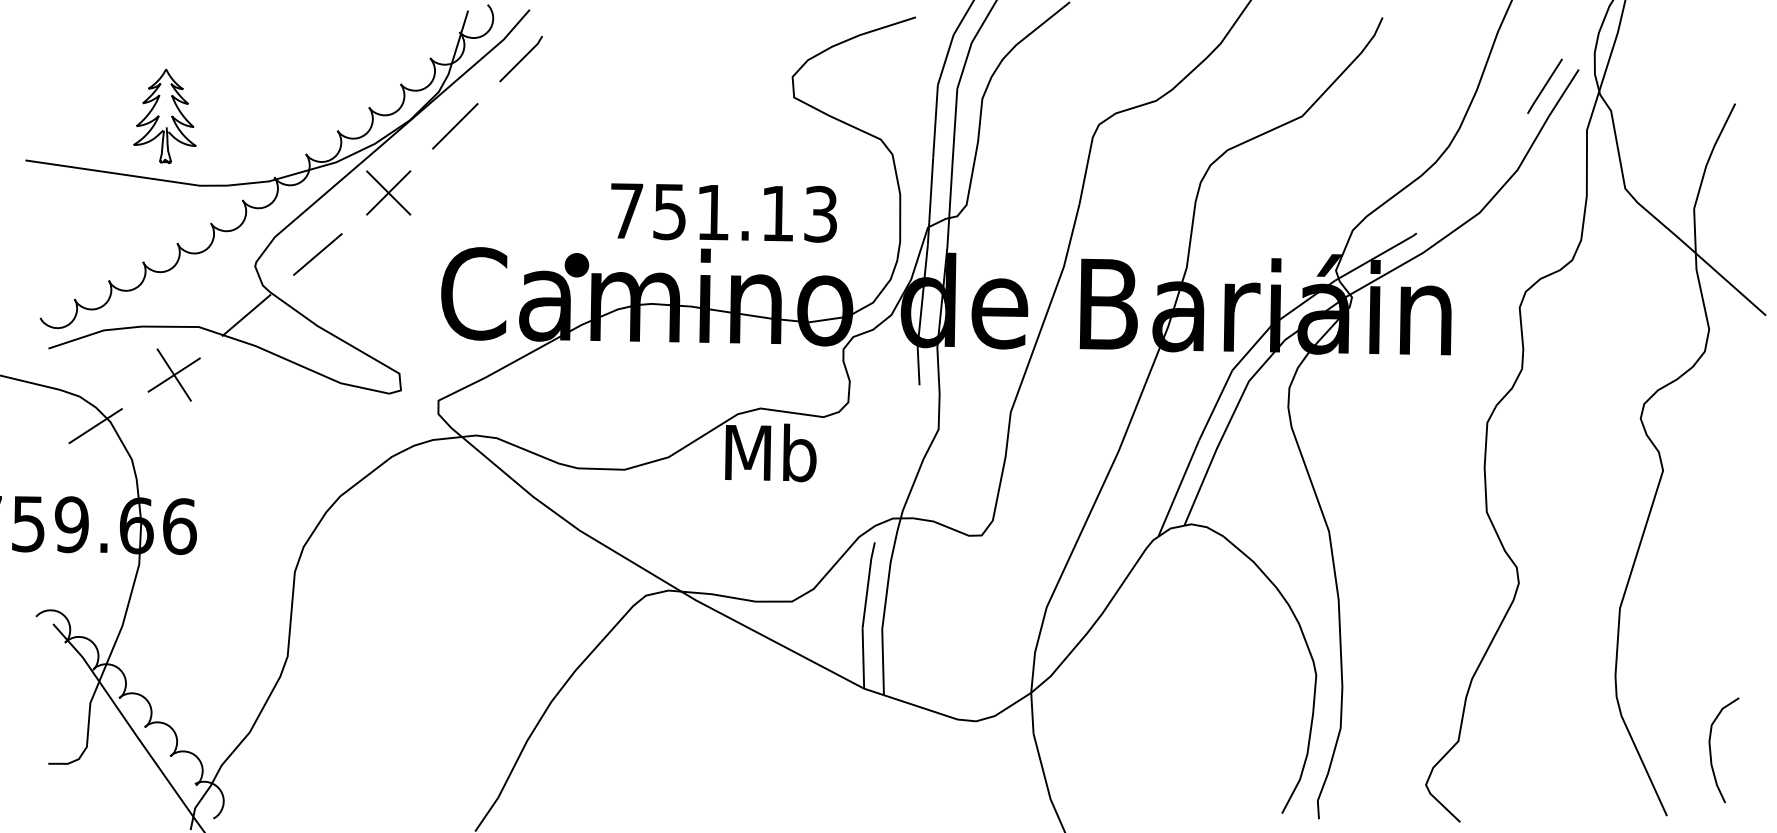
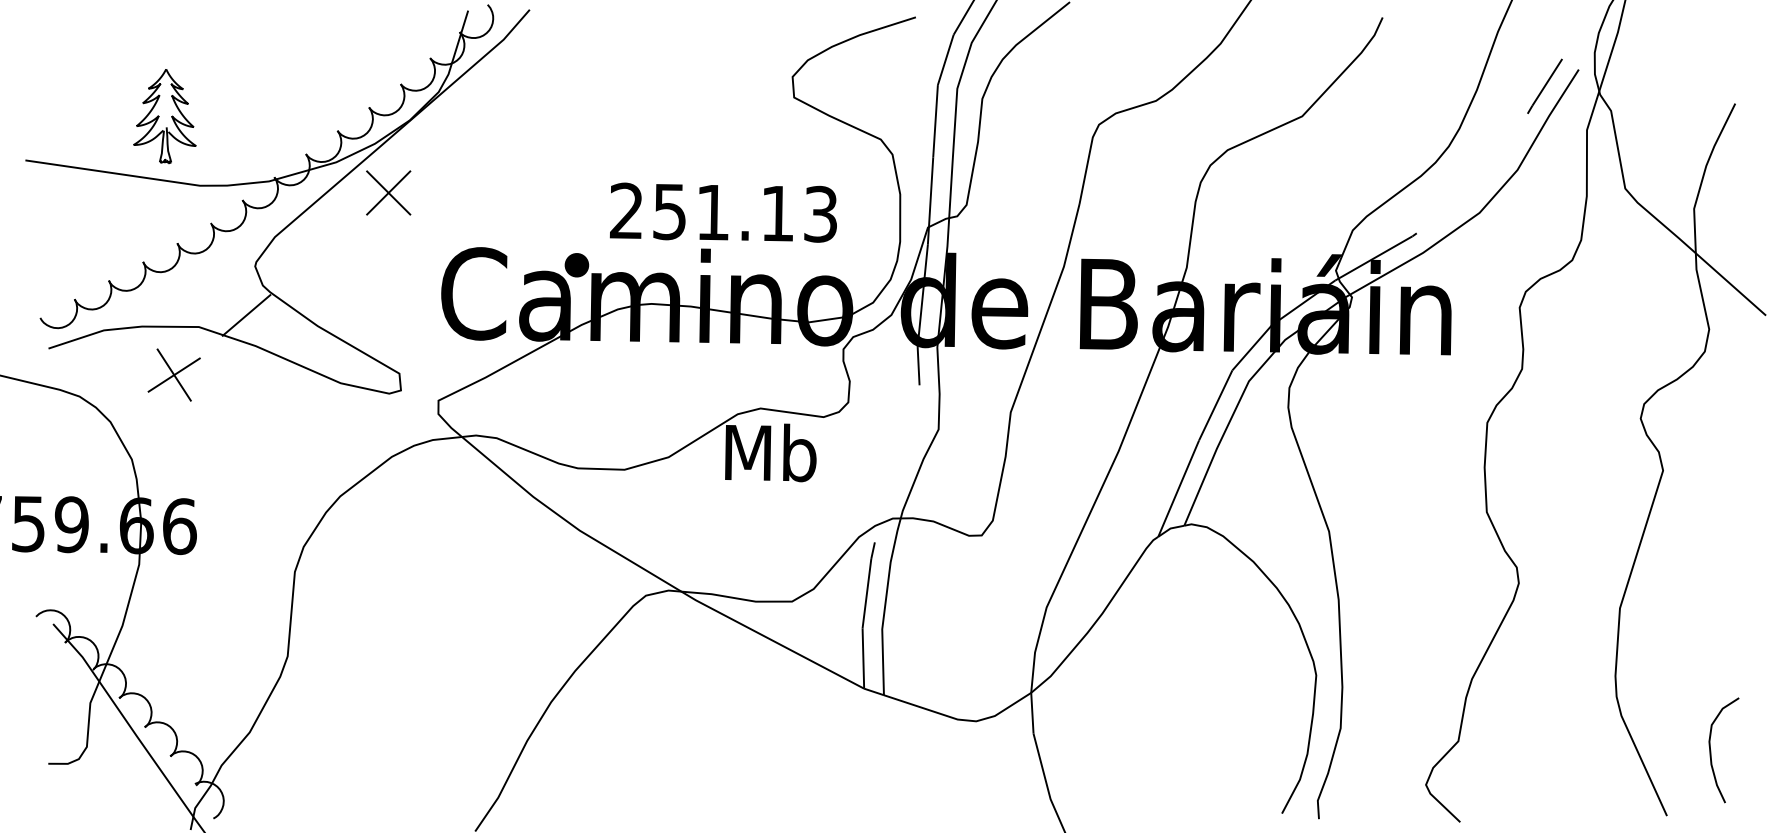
line: present -> none (521, 58)
line: present -> none (455, 126)
text: 751.13 -> 251.13 (626, 210)
line: present -> none (317, 254)
line: present -> none (95, 426)
